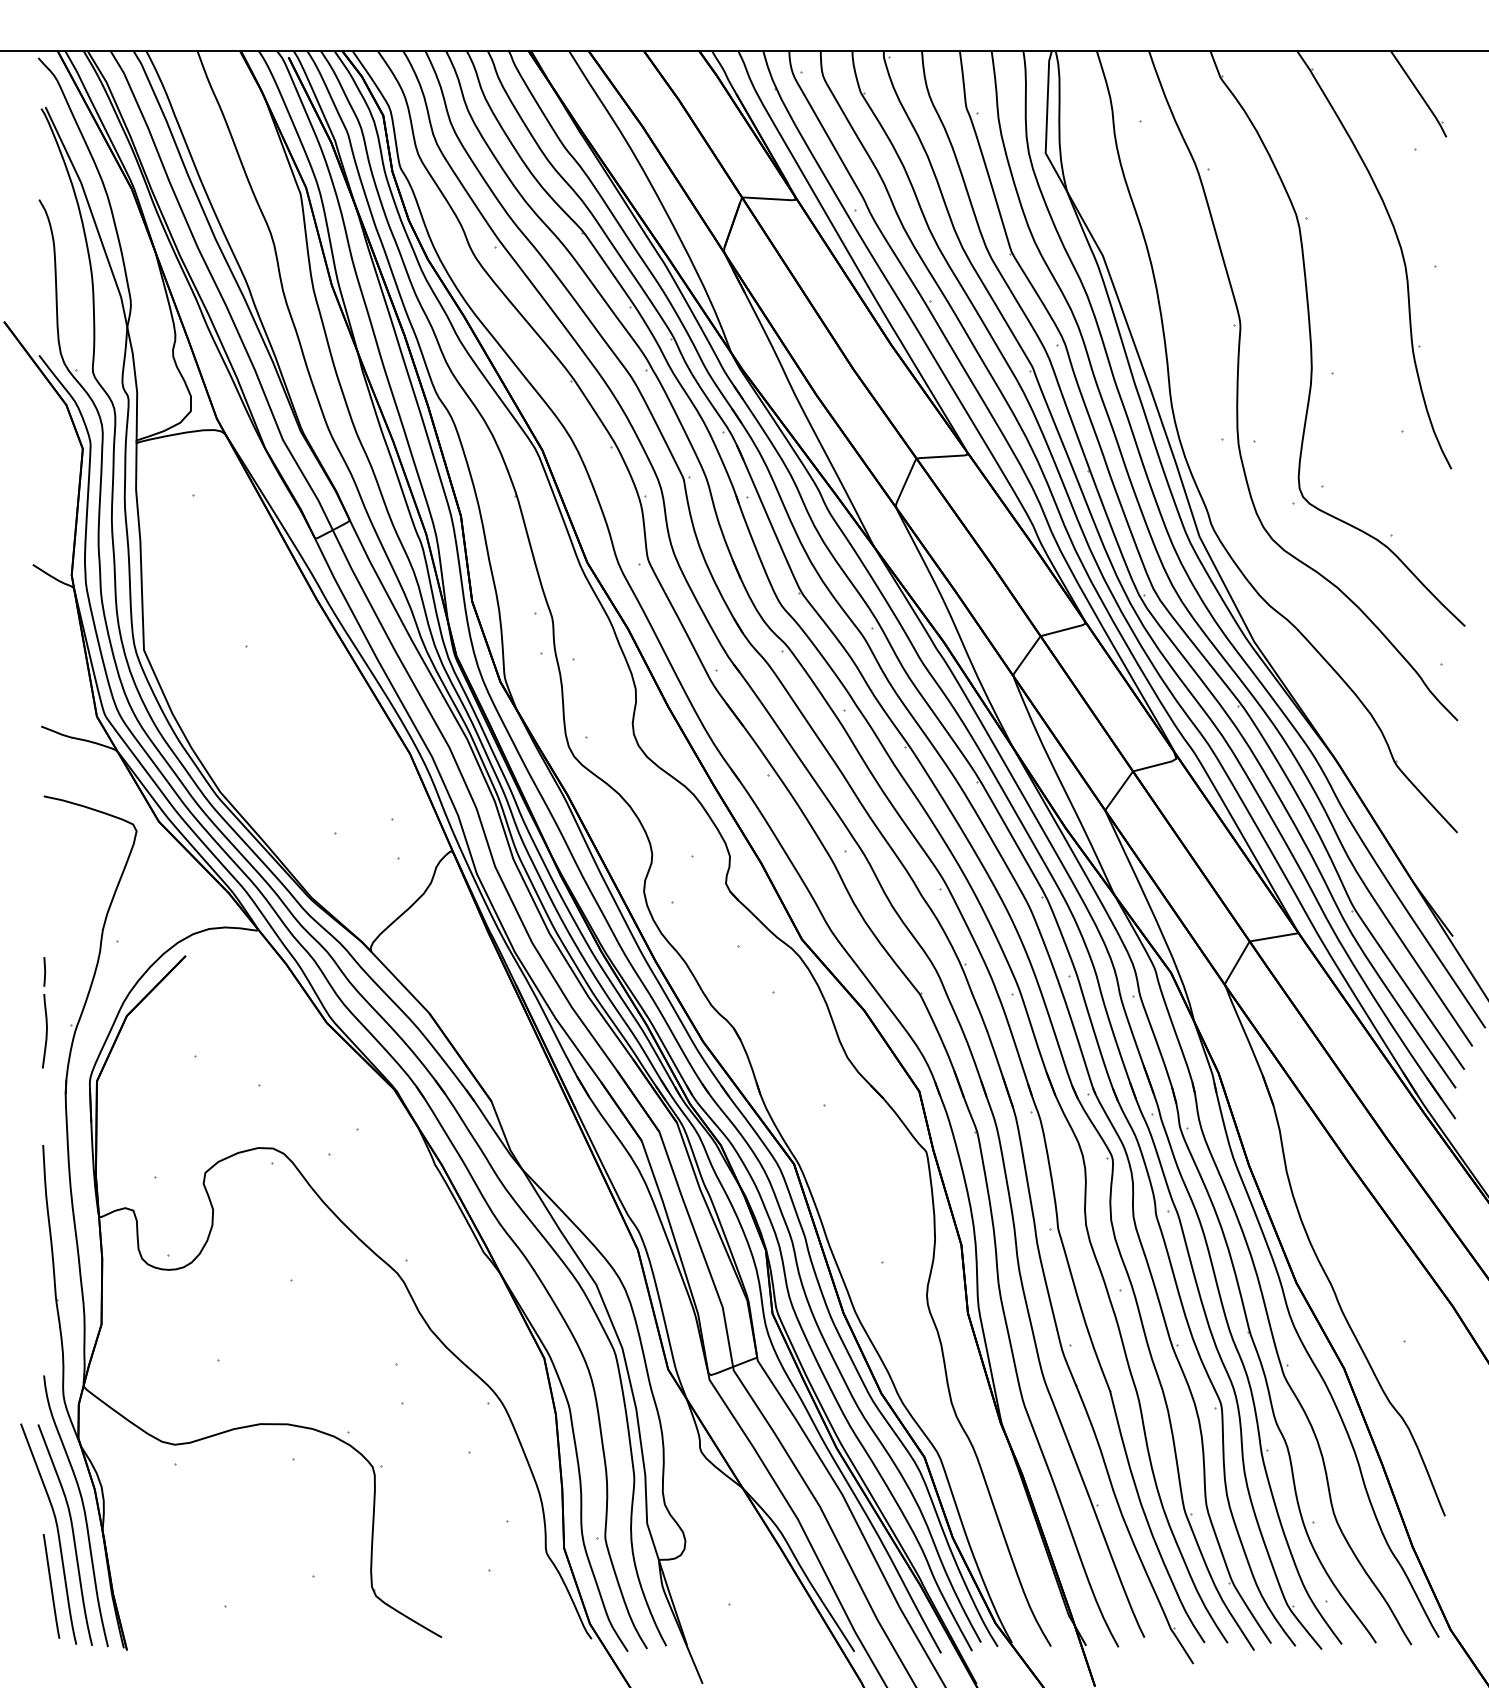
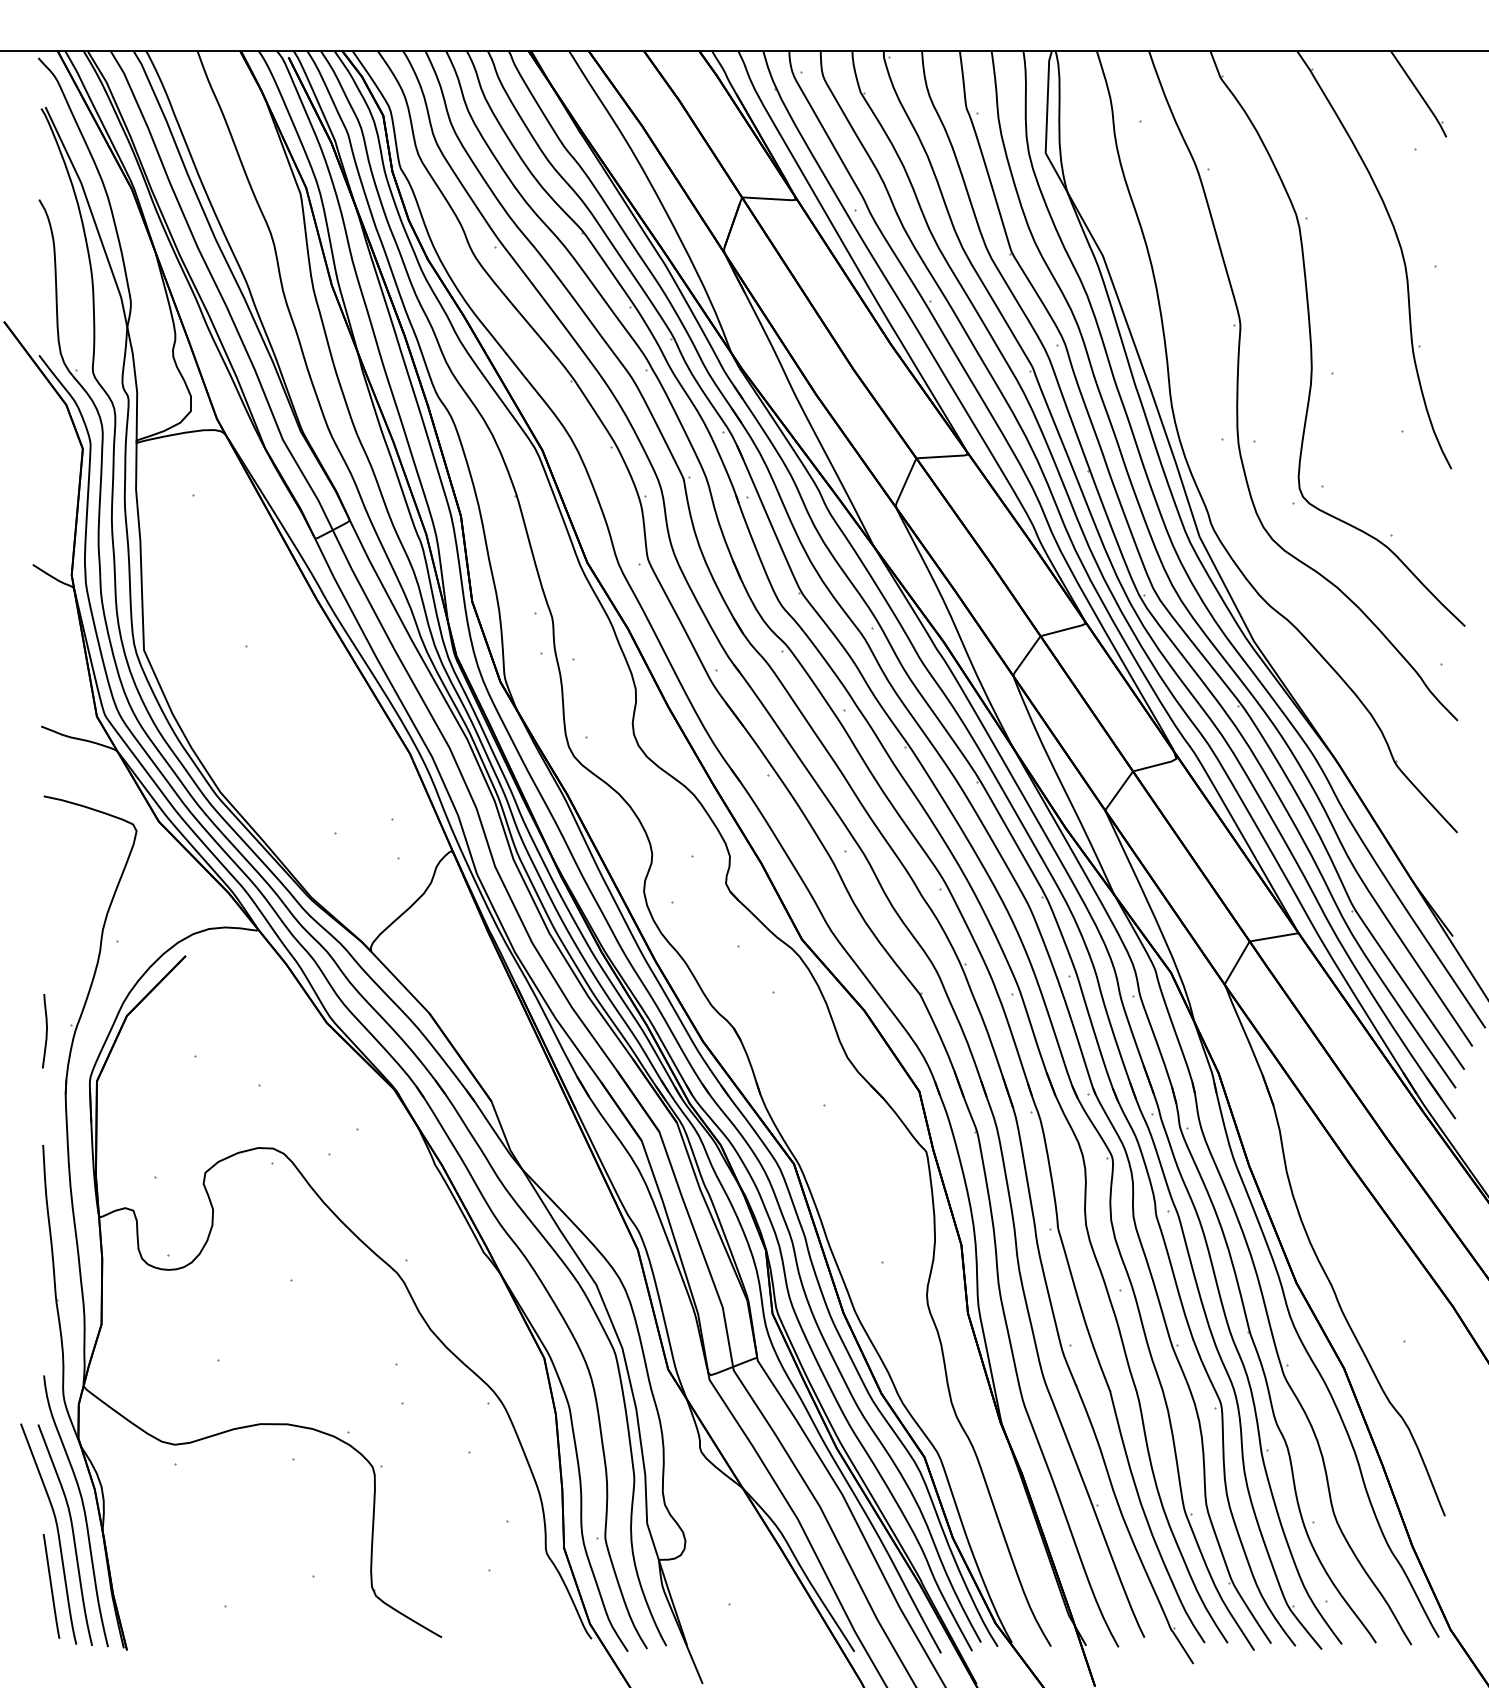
line: present -> none (44, 971)
